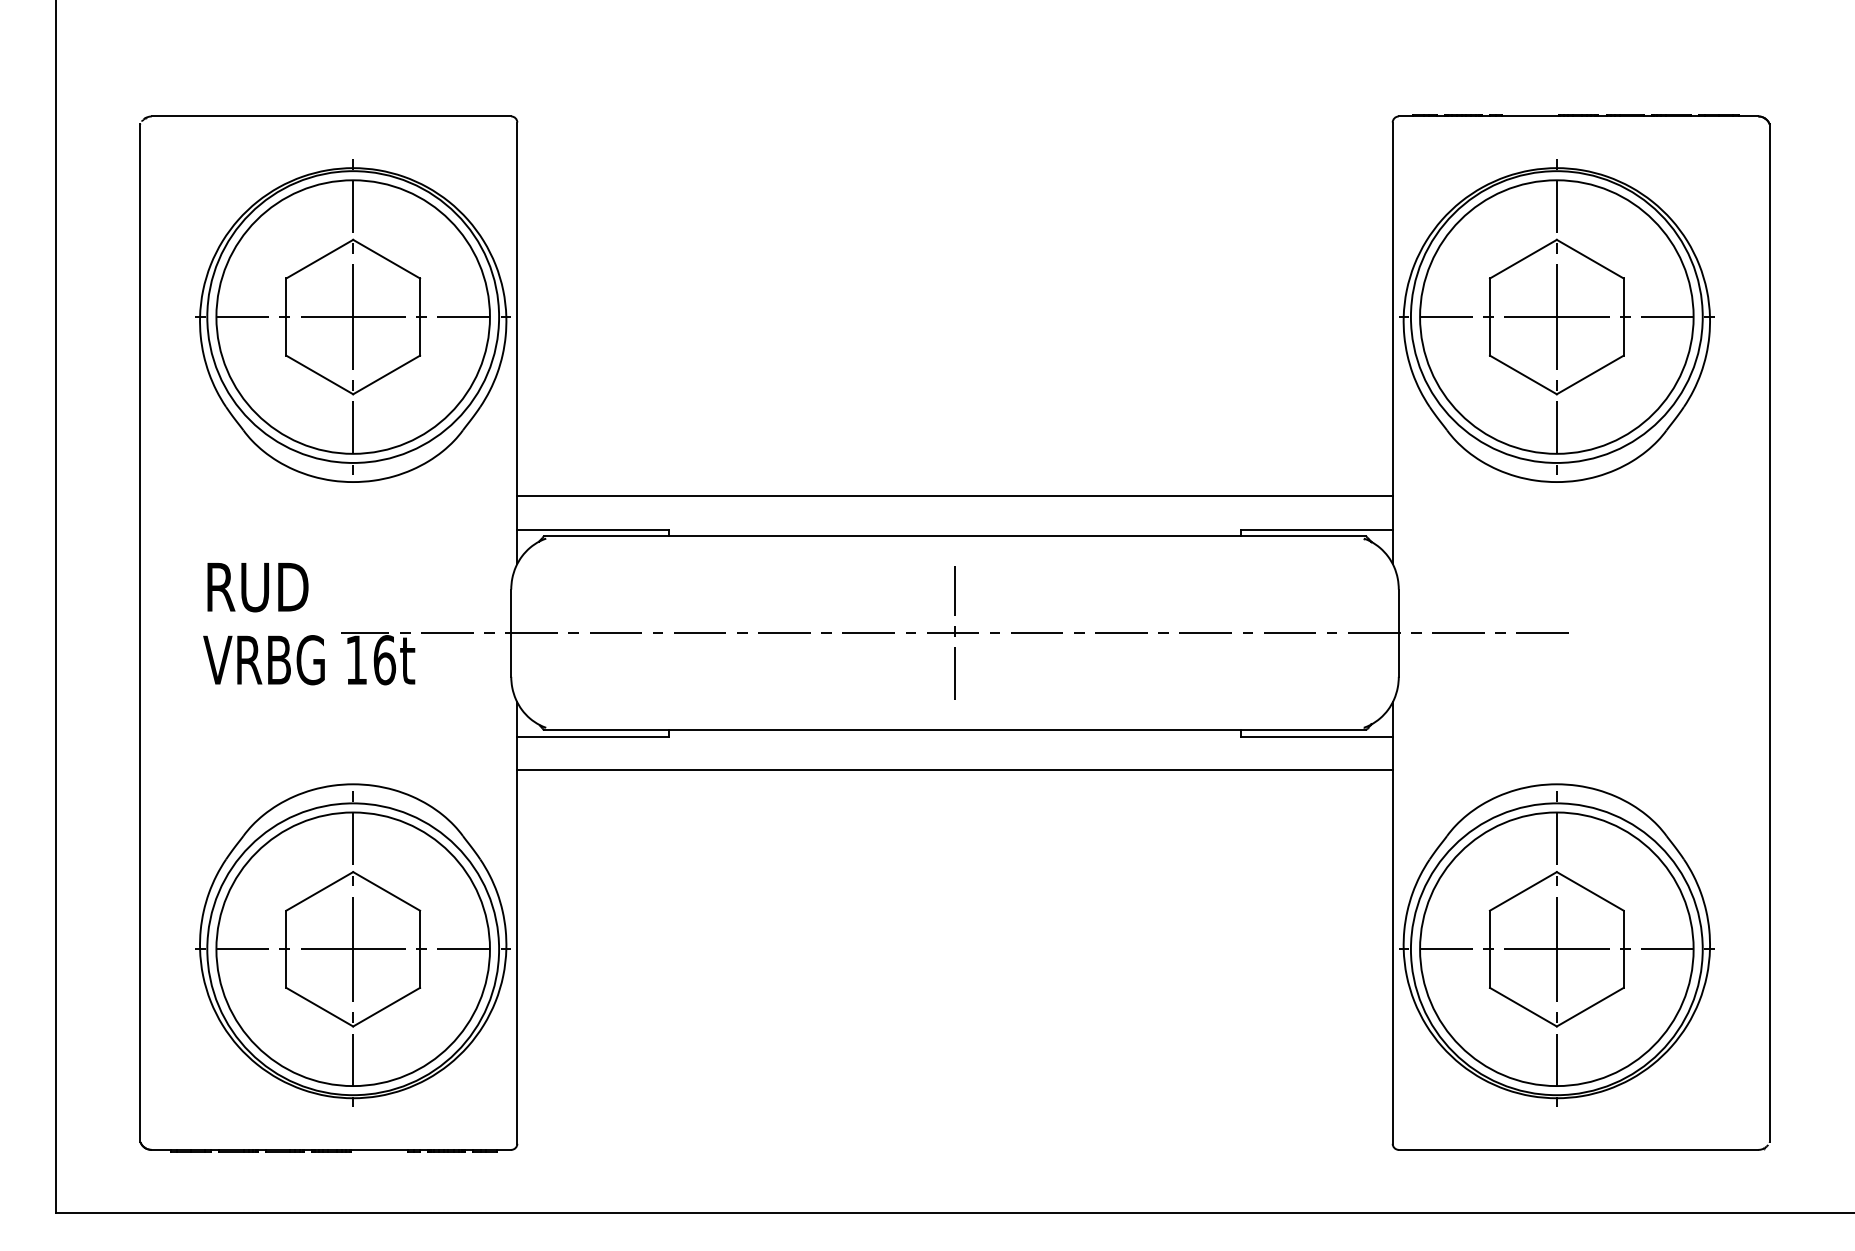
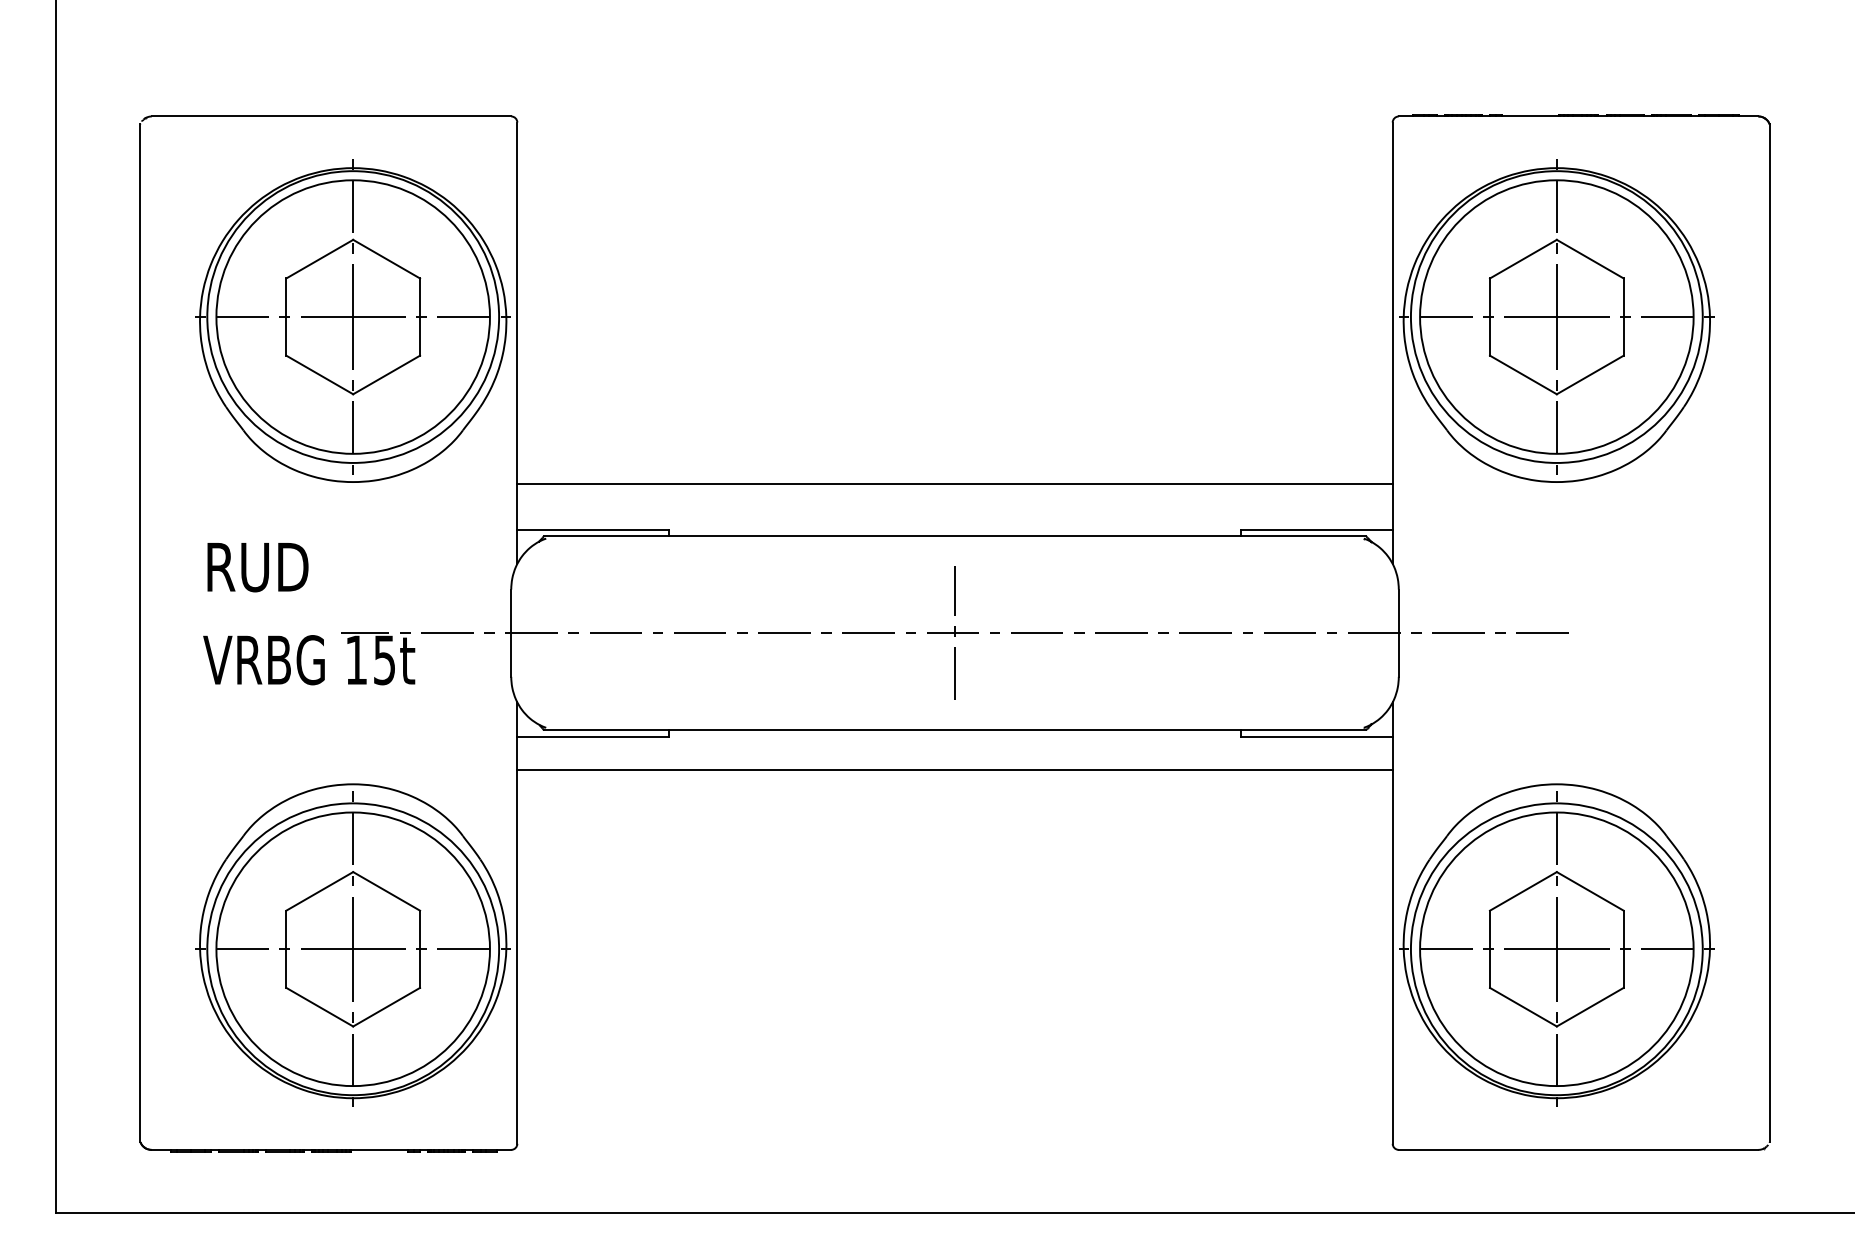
line position: (954, 496) -> (954, 484) (954, 484)
text position: (257, 587) -> (257, 567) (257, 567)
text: 16t -> 15t (384, 660)
